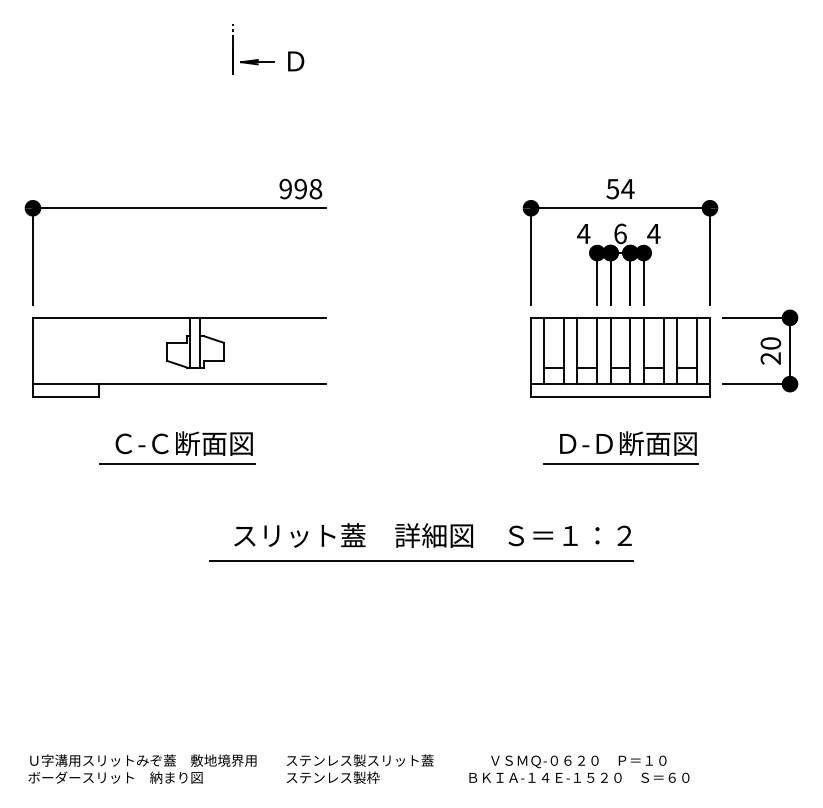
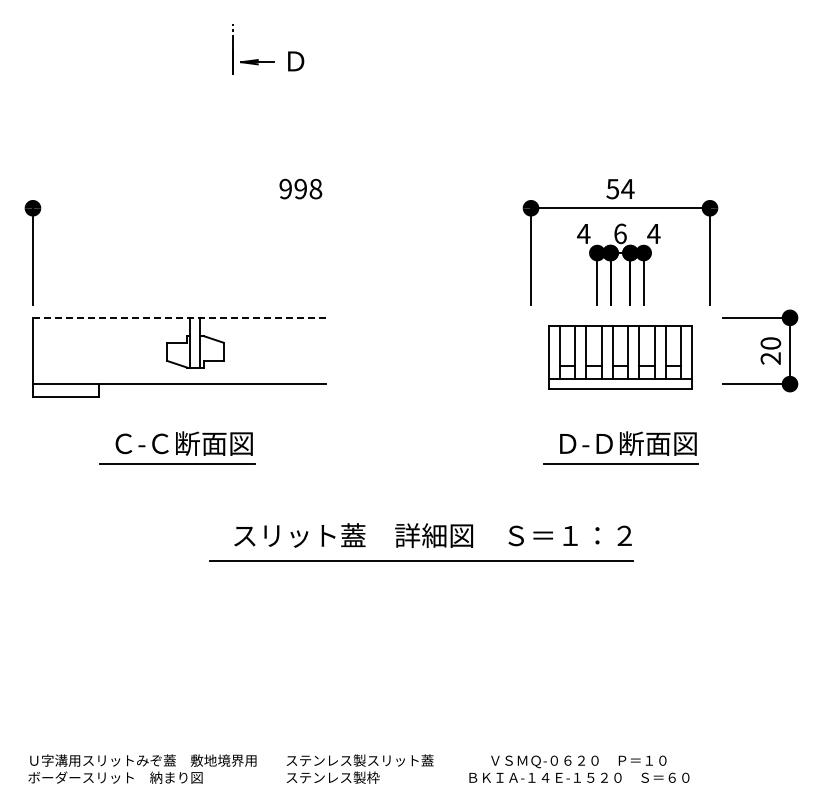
line: present -> none (179, 208)
line: solid -> dashed (179, 317)
part size: 181x81 px -> 145x65 px (620, 357)
